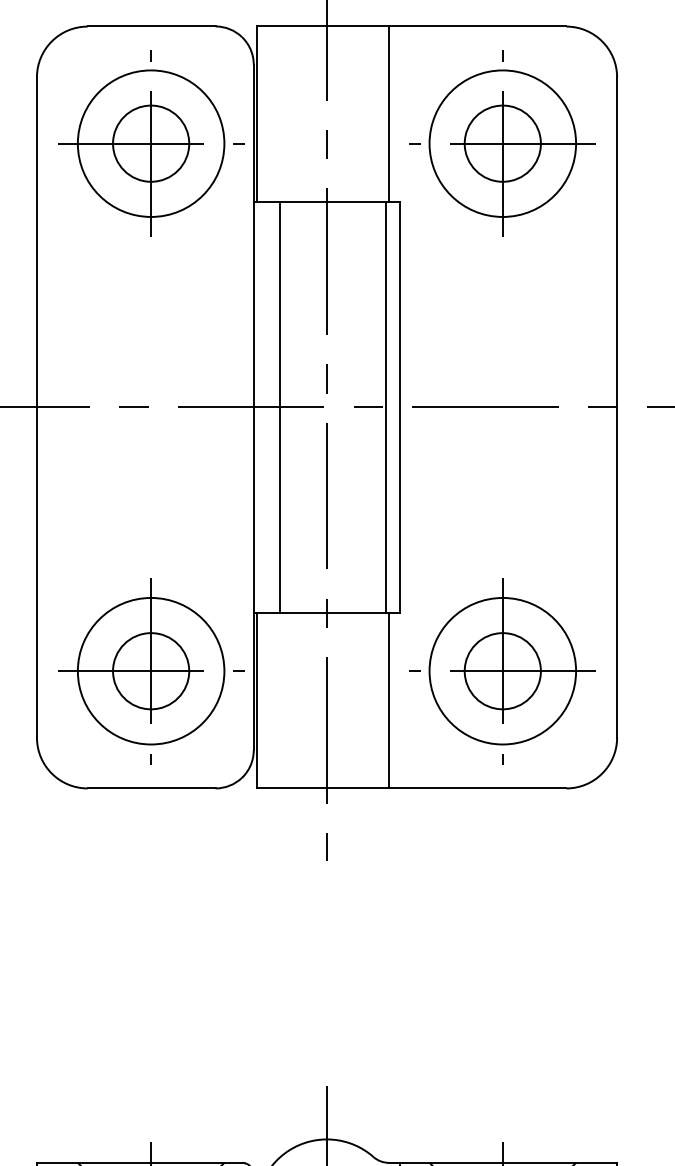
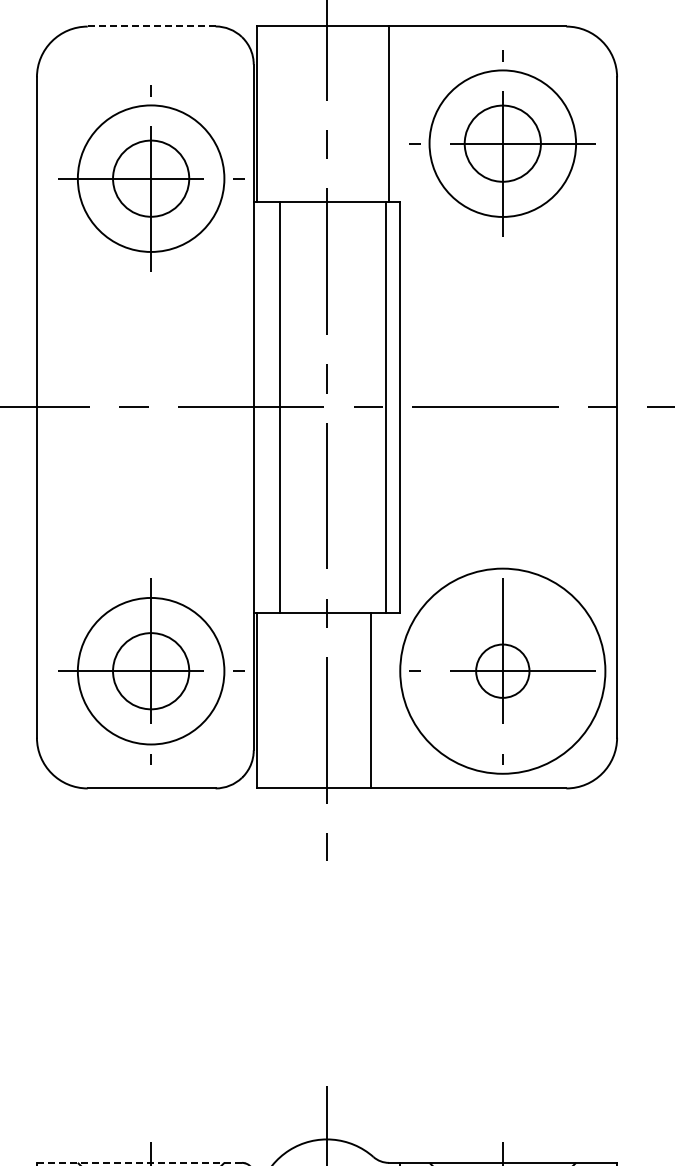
line: solid -> dashed (151, 26)
part position: (151, 143) -> (151, 178) (151, 178)
circle diameter: 147 px -> 205 px (502, 670)
circle diameter: 76 px -> 53 px (502, 670)
line position: (388, 700) -> (370, 700) (370, 700)
line: solid -> dashed (139, 1162)
